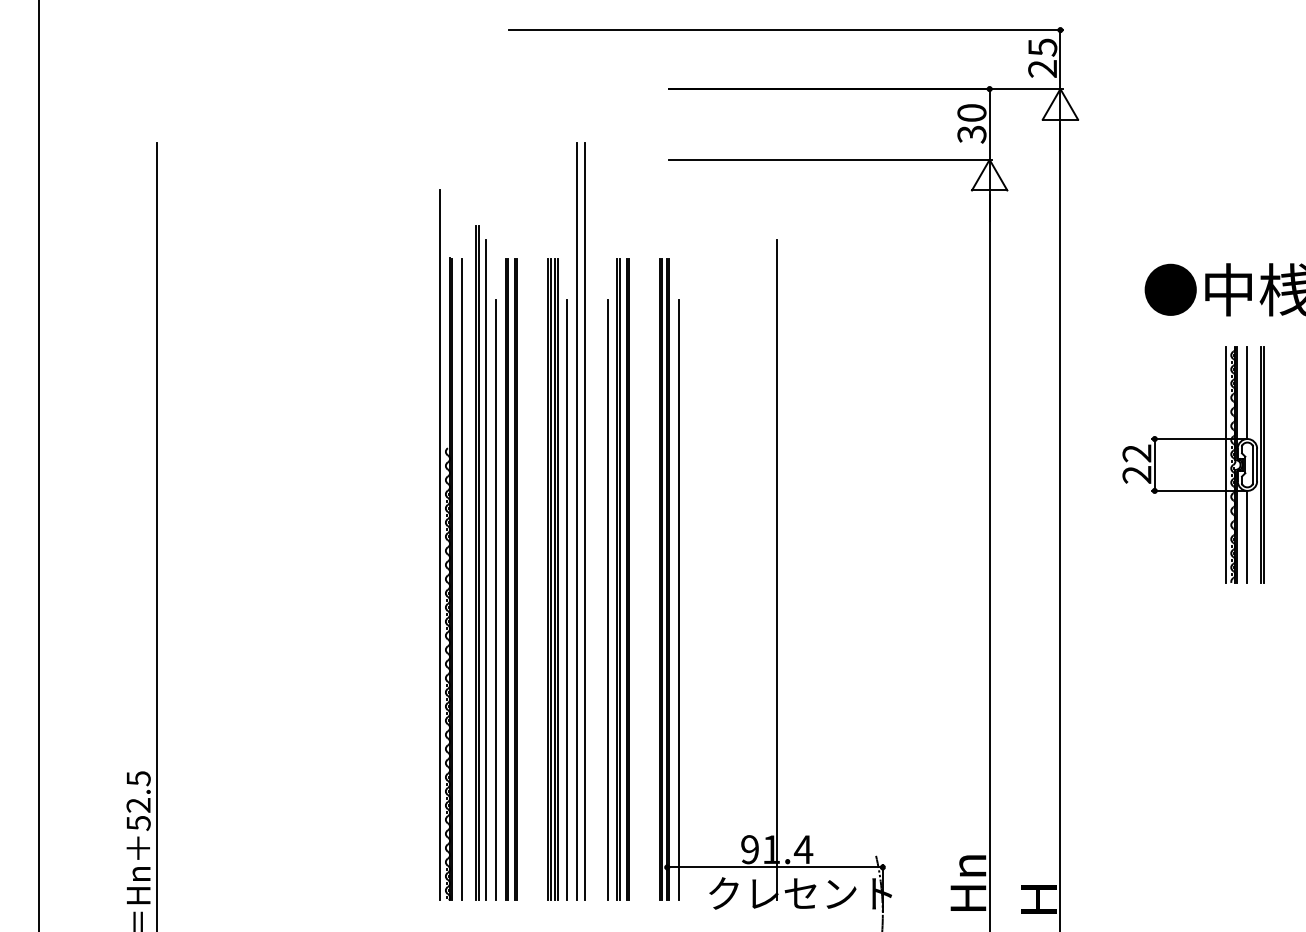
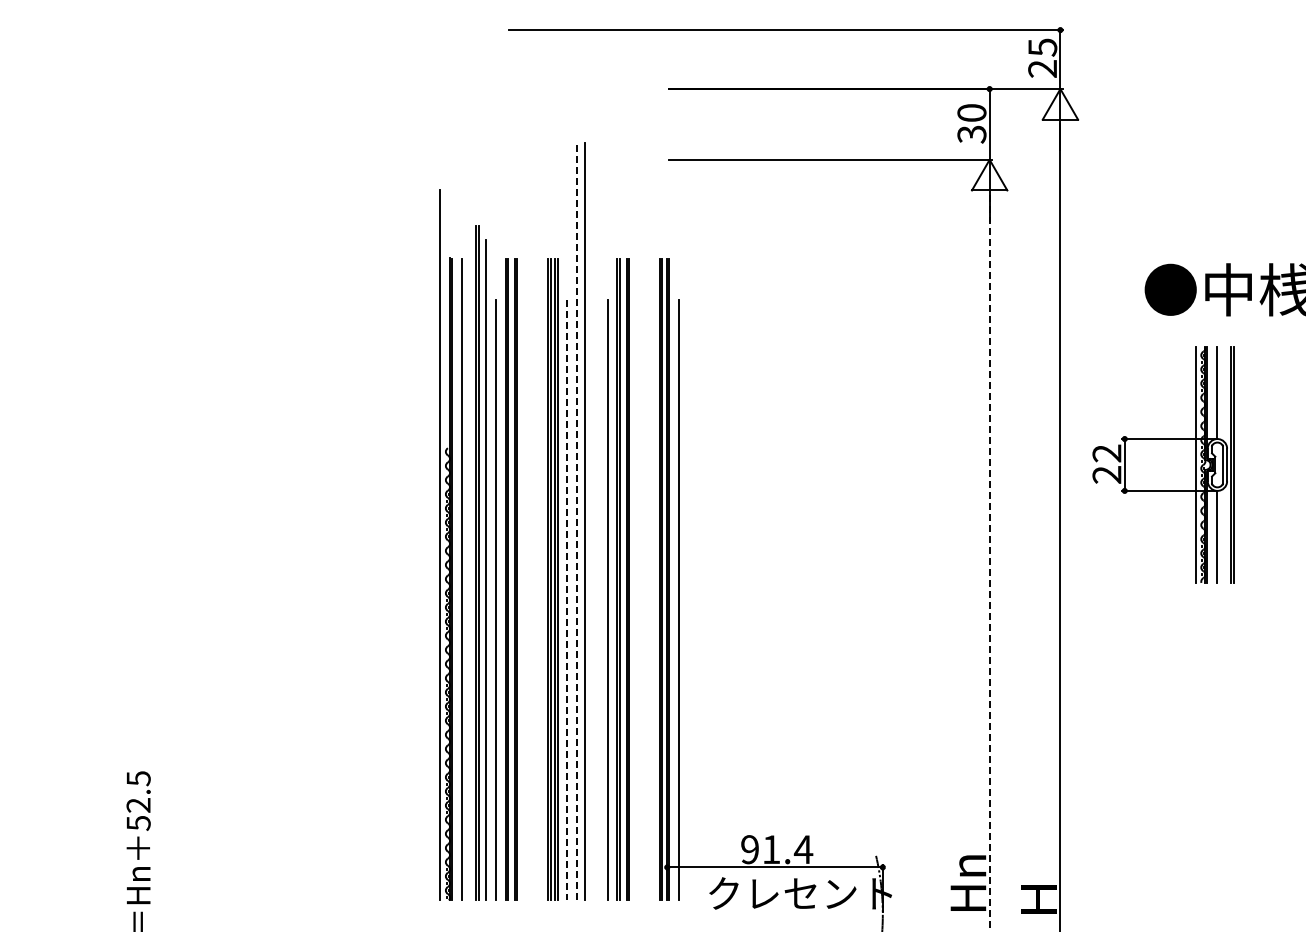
part position: (1193, 464) -> (1163, 464) (1163, 464)
line: present -> none (39, 465)
line: solid -> dashed (576, 521)
line: present -> none (157, 535)
line: solid -> dashed (989, 563)
line: present -> none (777, 570)
line: solid -> dashed (567, 600)
